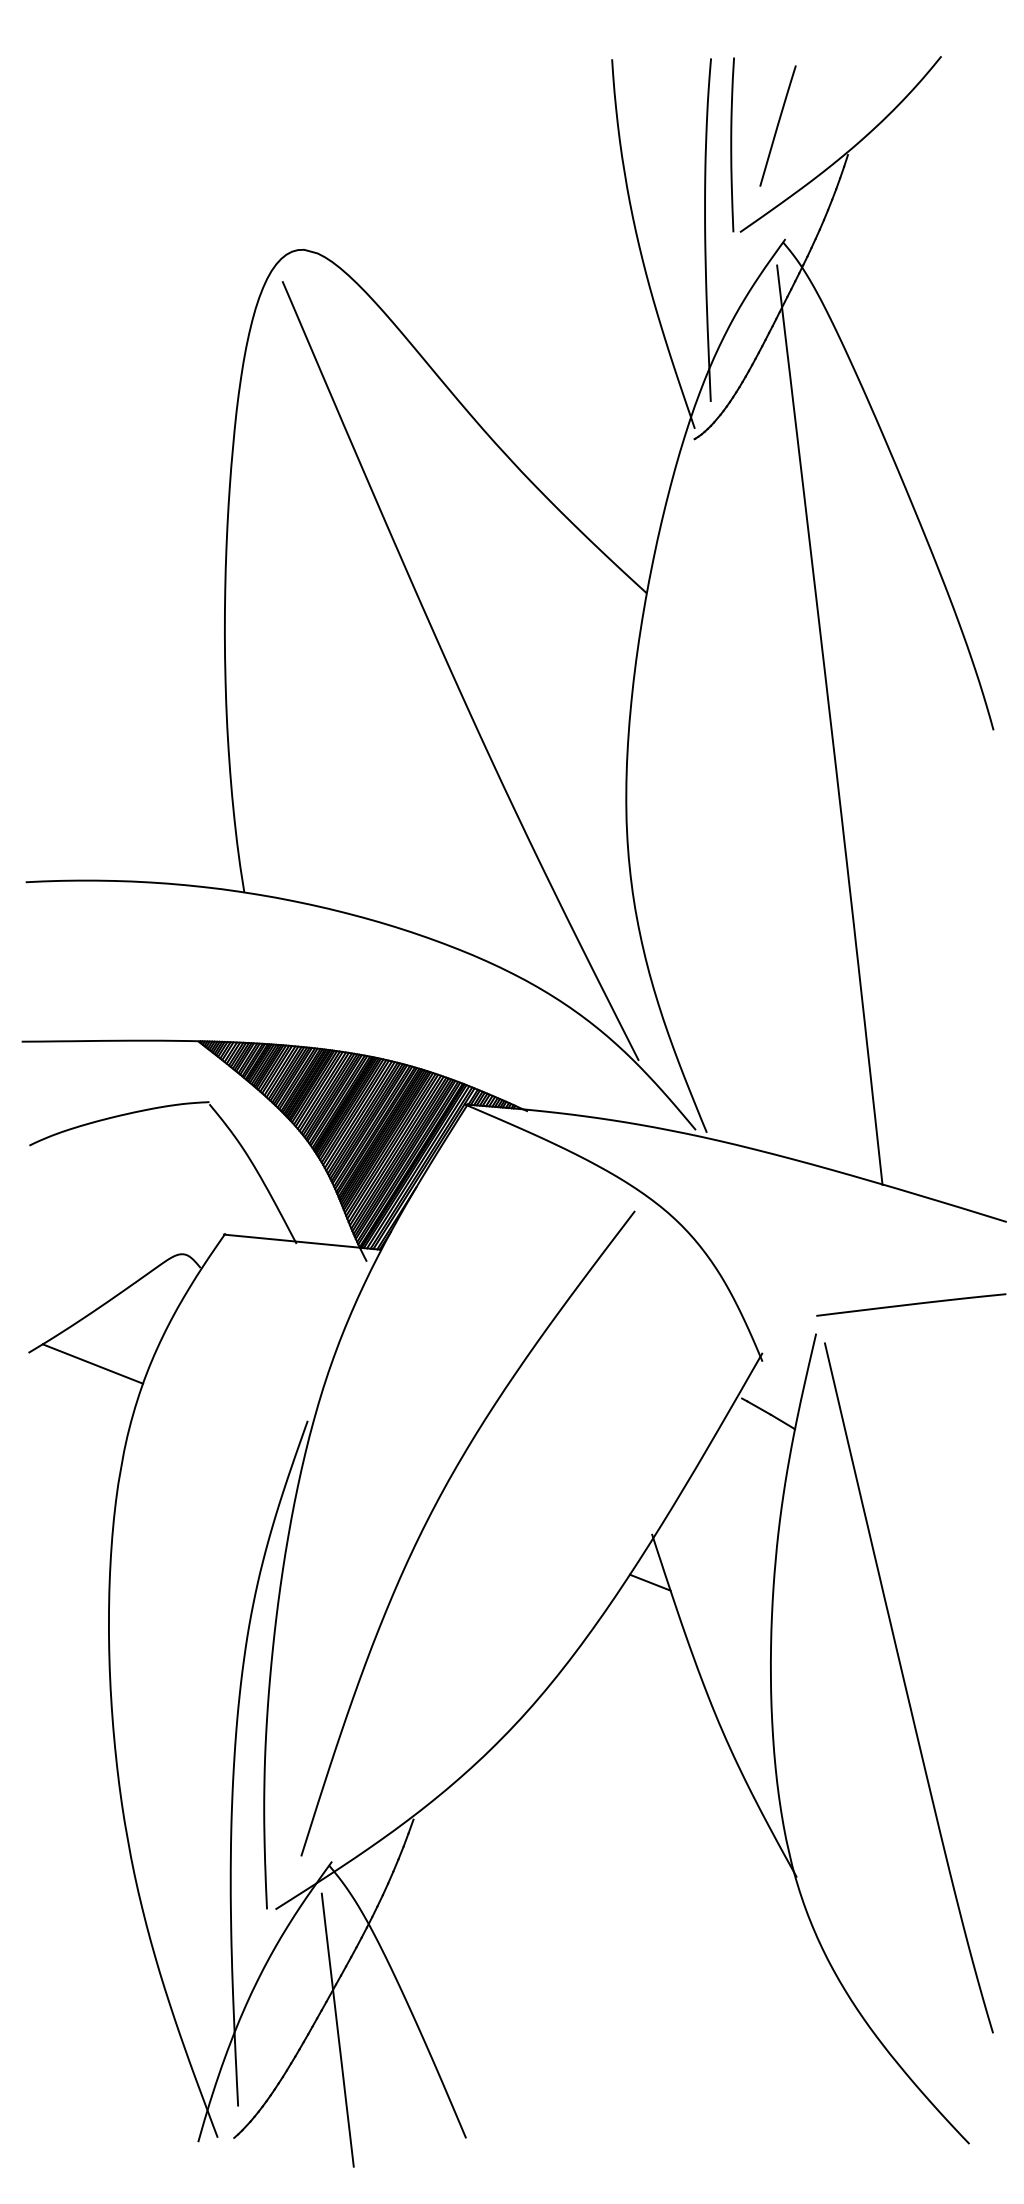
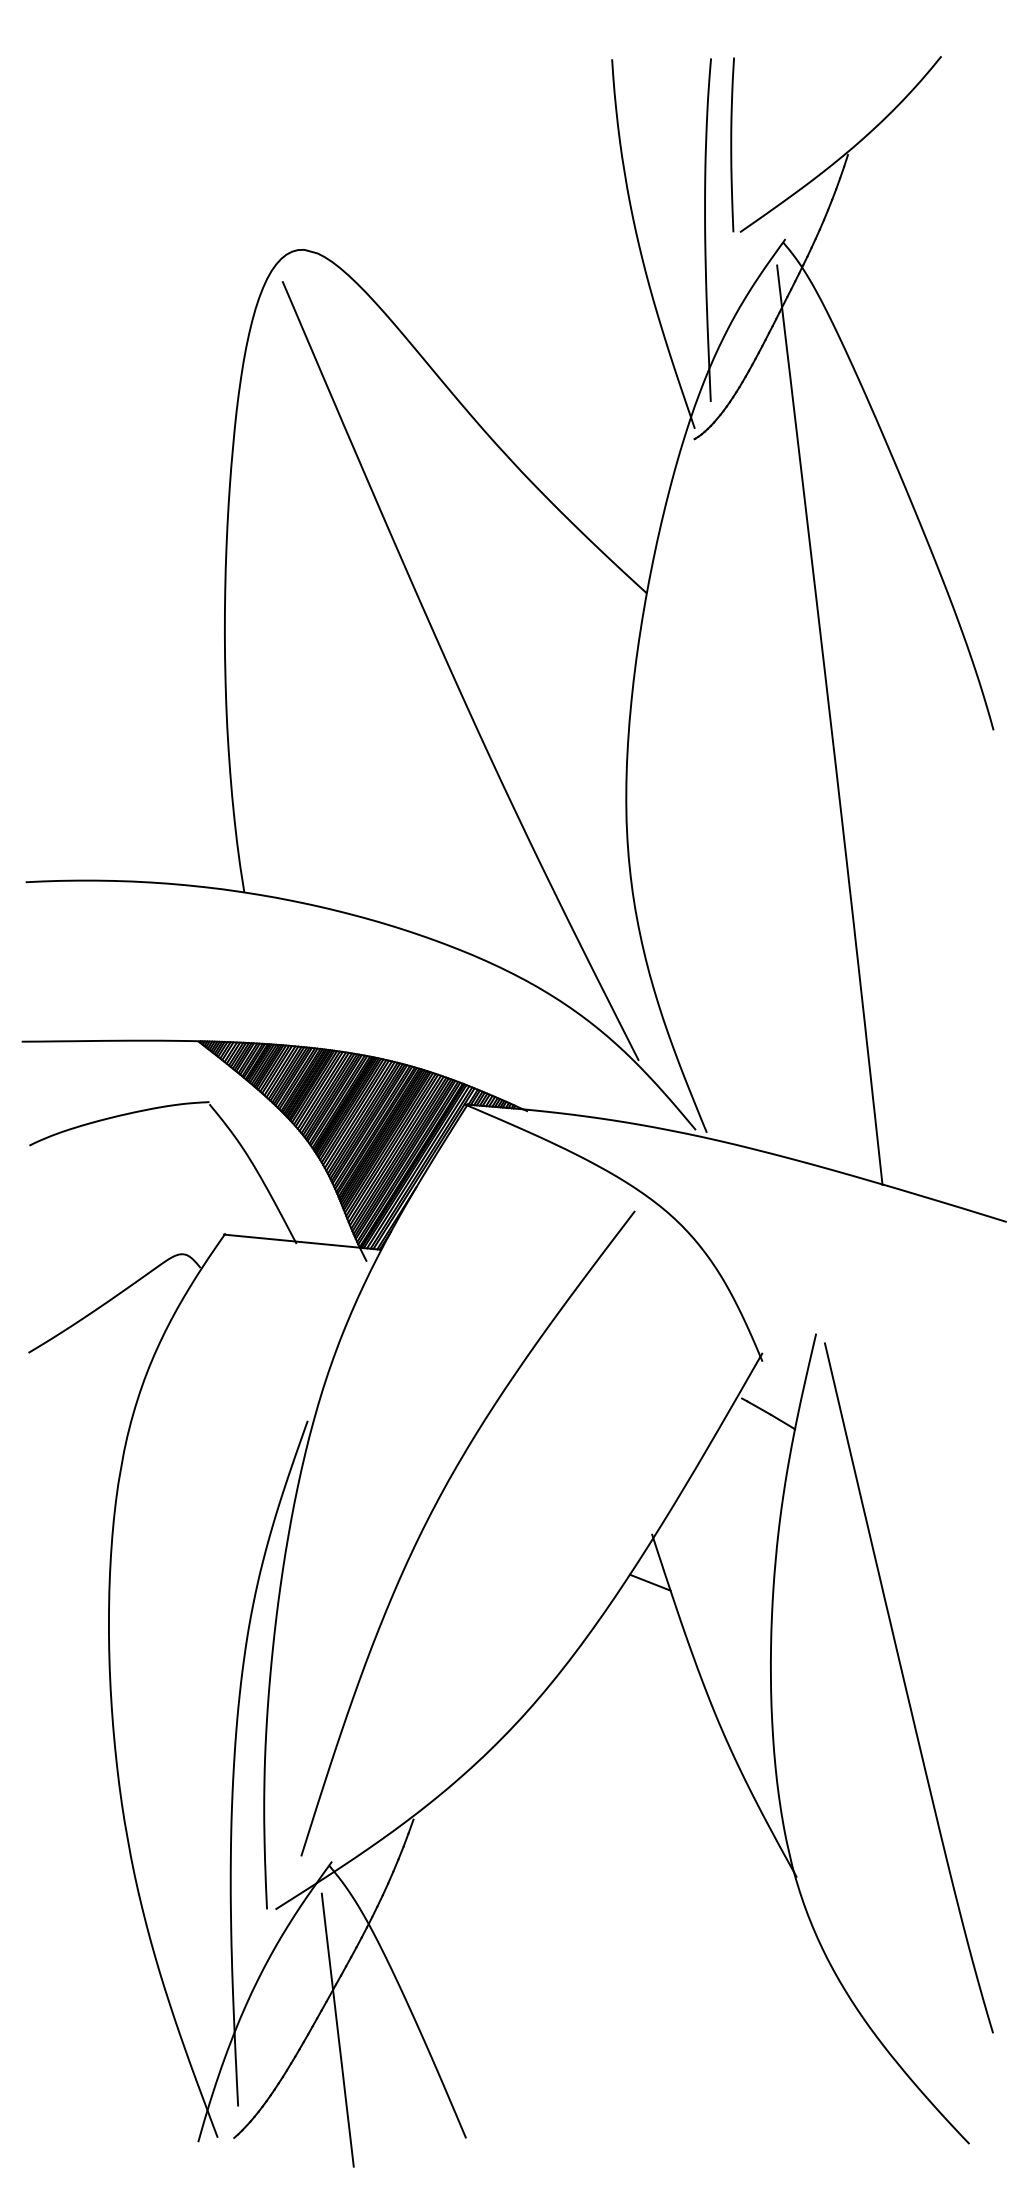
line: present -> none (777, 125)
line: present -> none (911, 1304)
line: present -> none (92, 1363)
